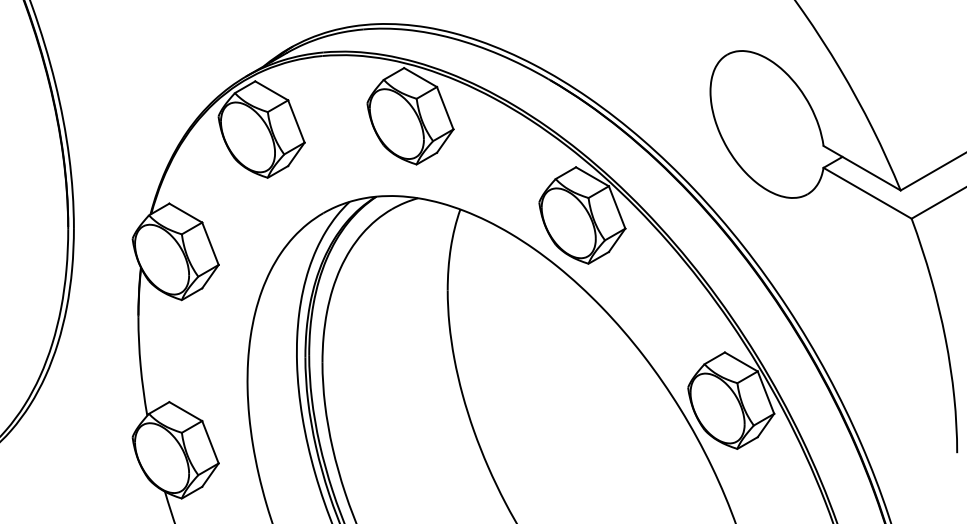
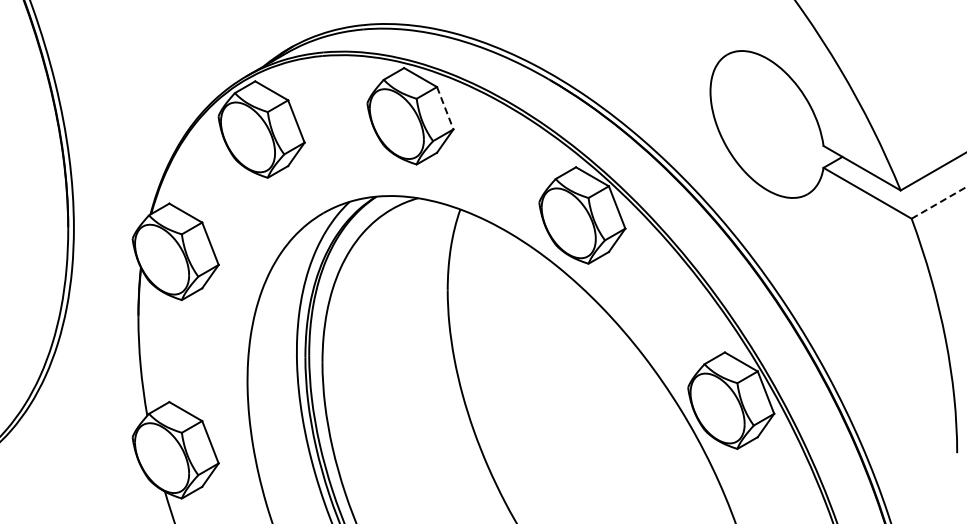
line: solid -> dashed (445, 108)
line: solid -> dashed (939, 202)
